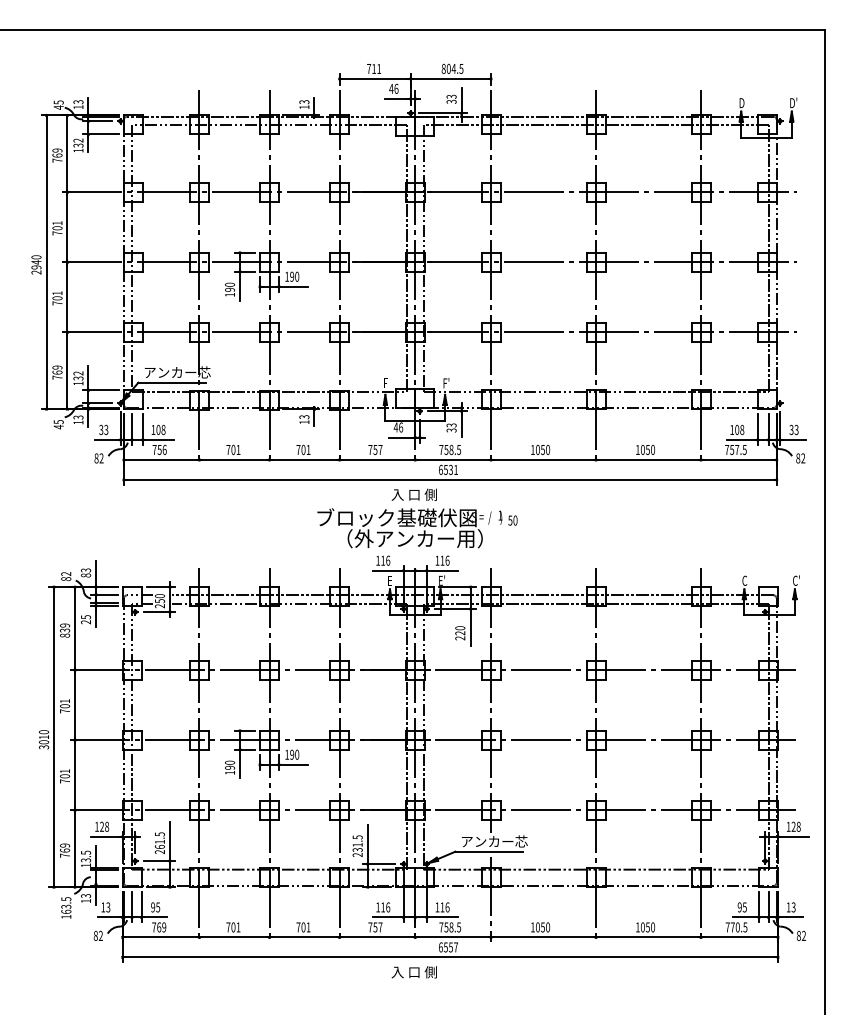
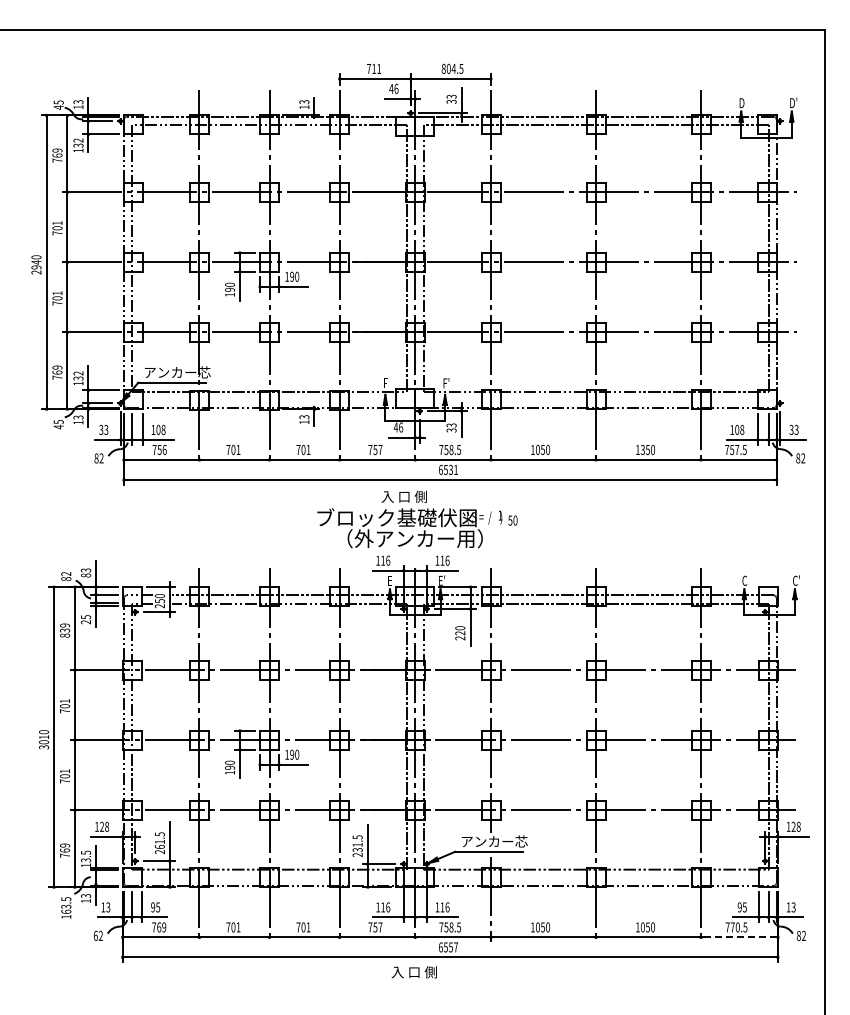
text: 1050 -> 1350 (642, 449)
text position: (413, 494) -> (403, 496) (403, 496)
text: 82 -> 62 (95, 935)
line: solid -> dashed (740, 937)
